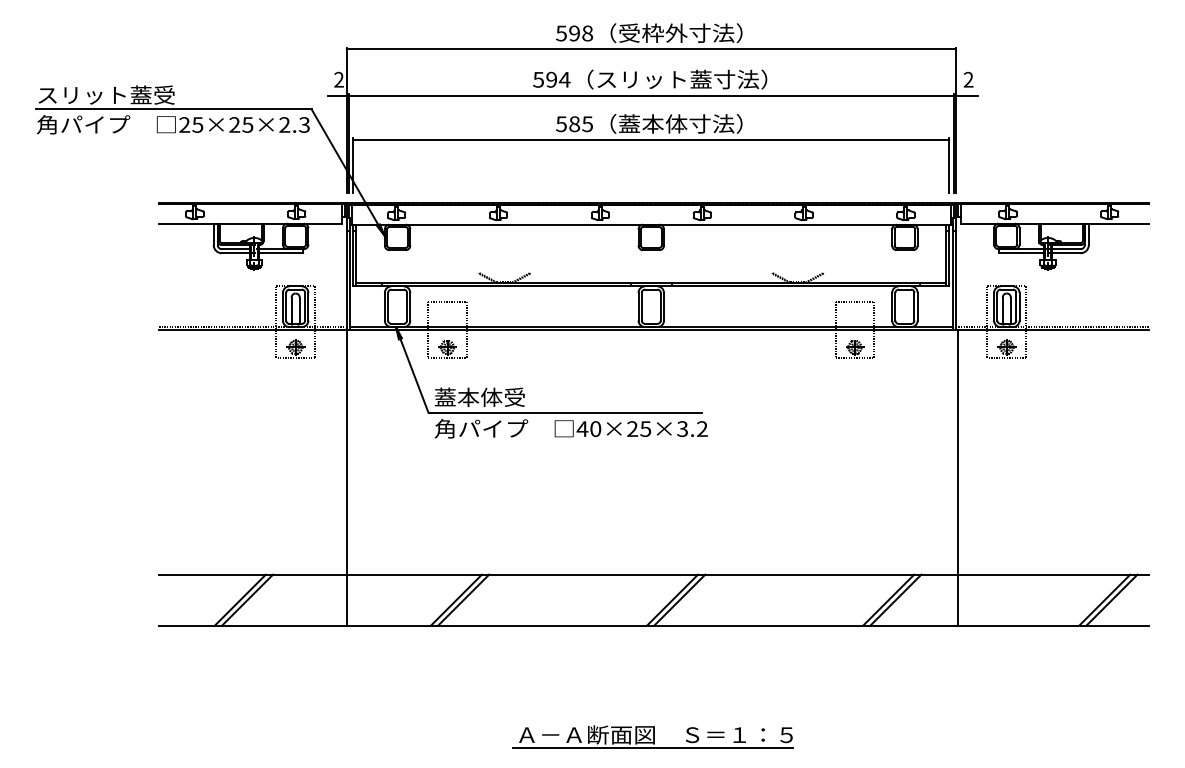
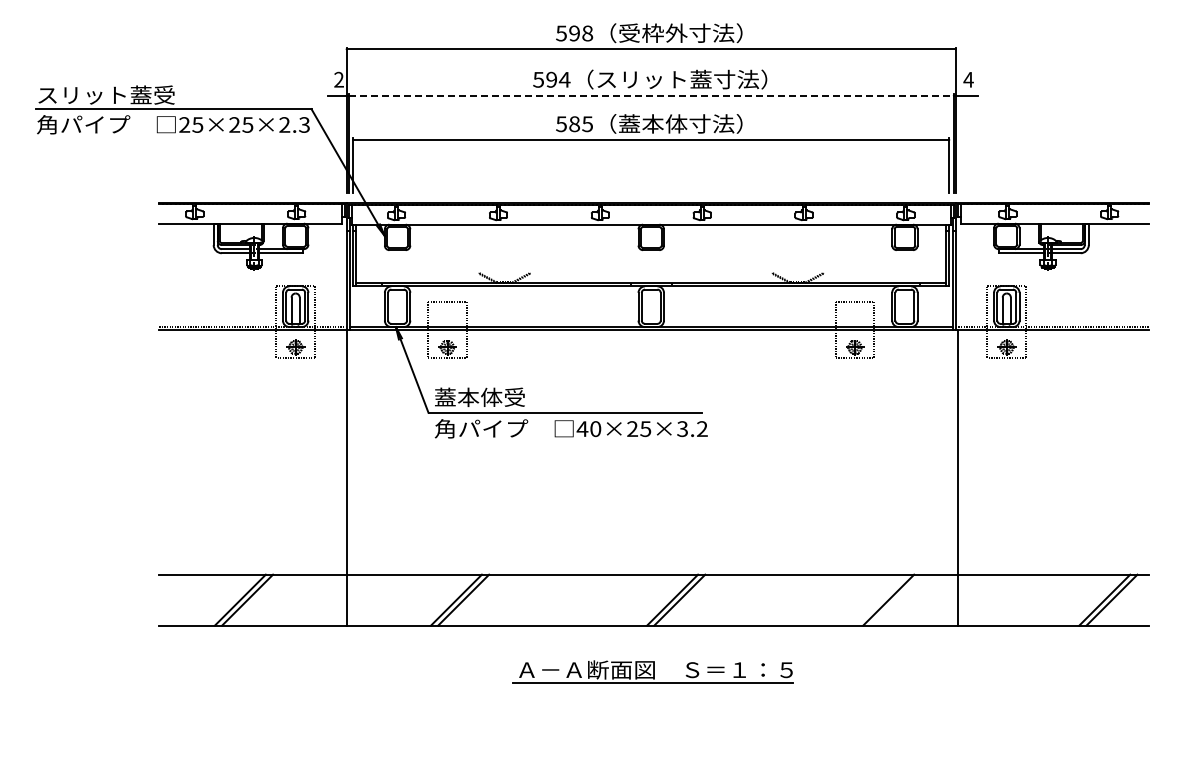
text: 2 -> 4 (968, 79)
line: solid -> dashed (651, 95)
line: present -> none (895, 599)
part position: (652, 736) -> (652, 671) (652, 671)
